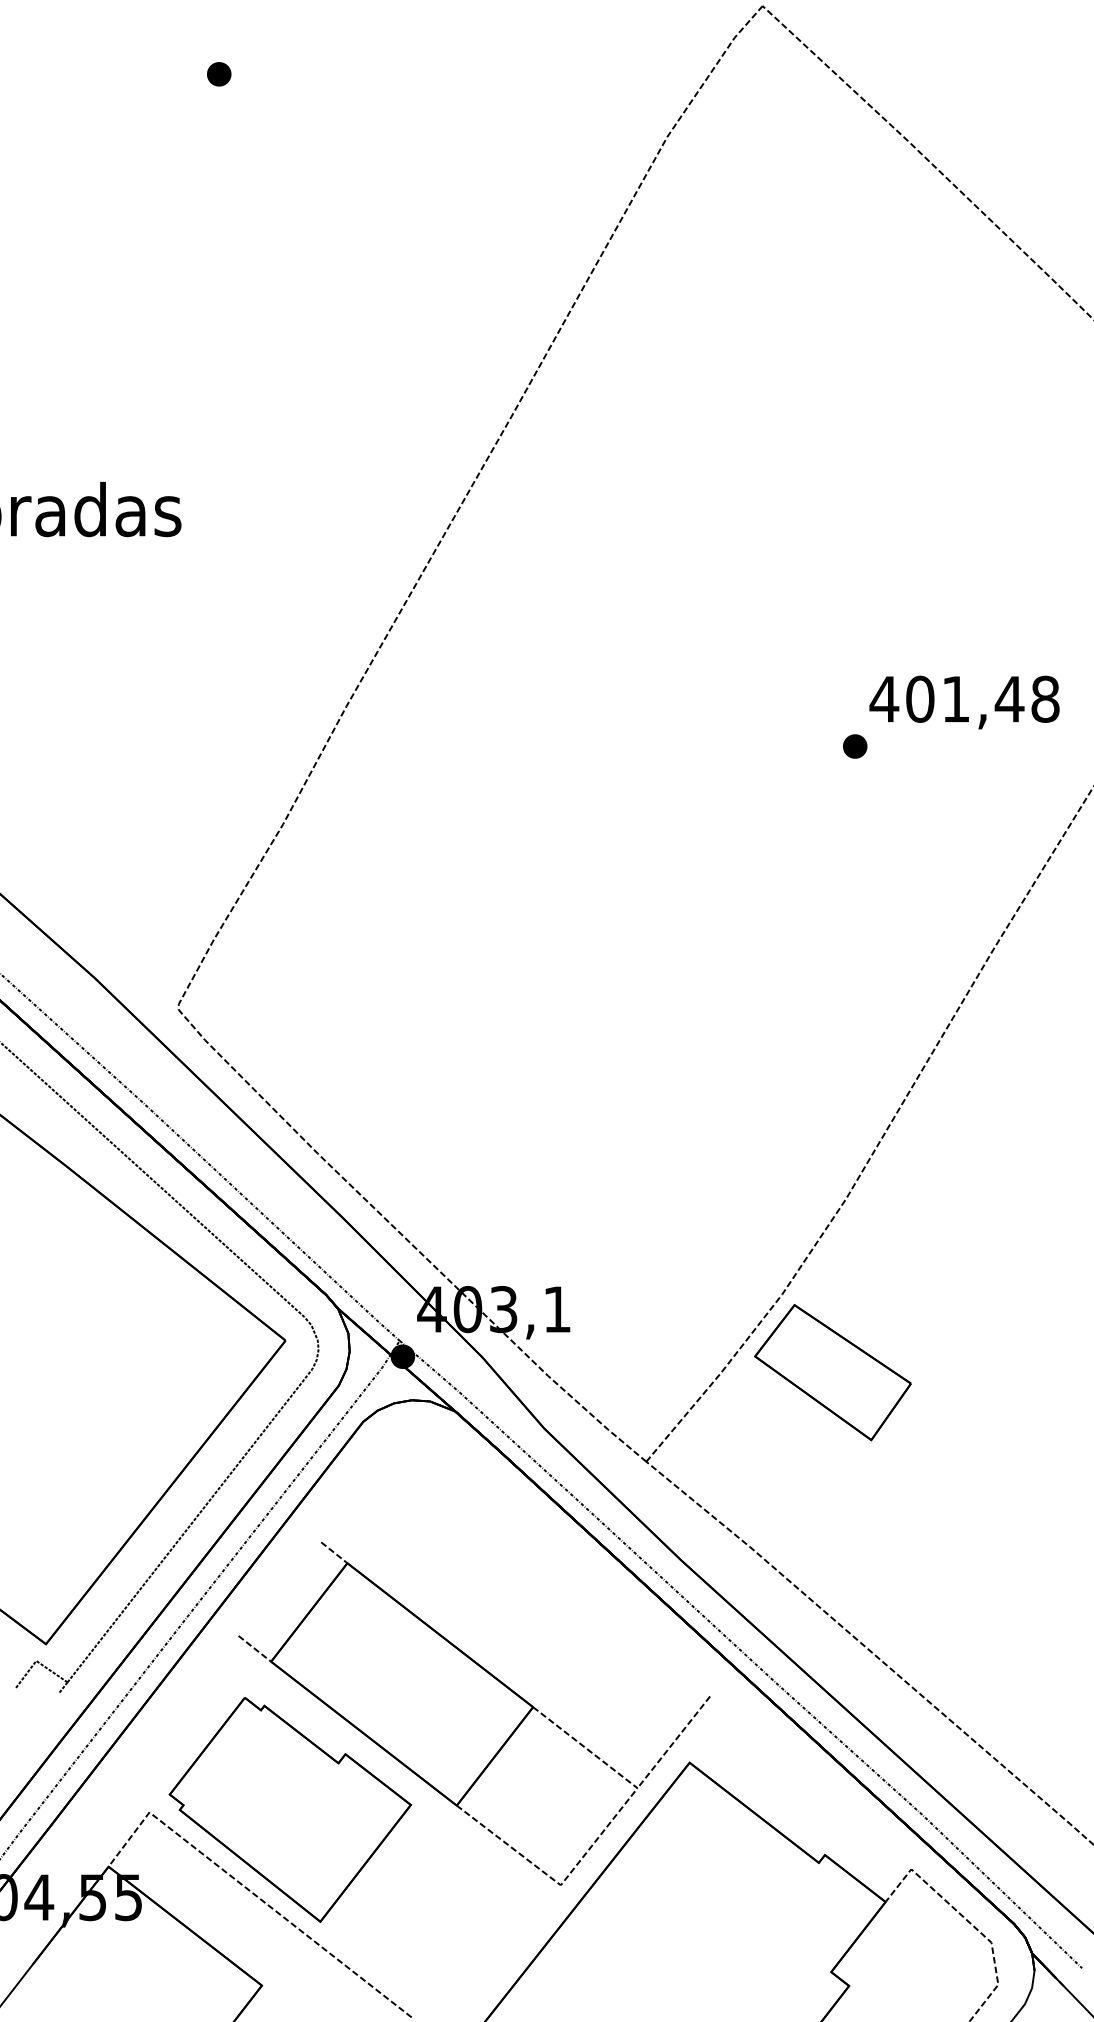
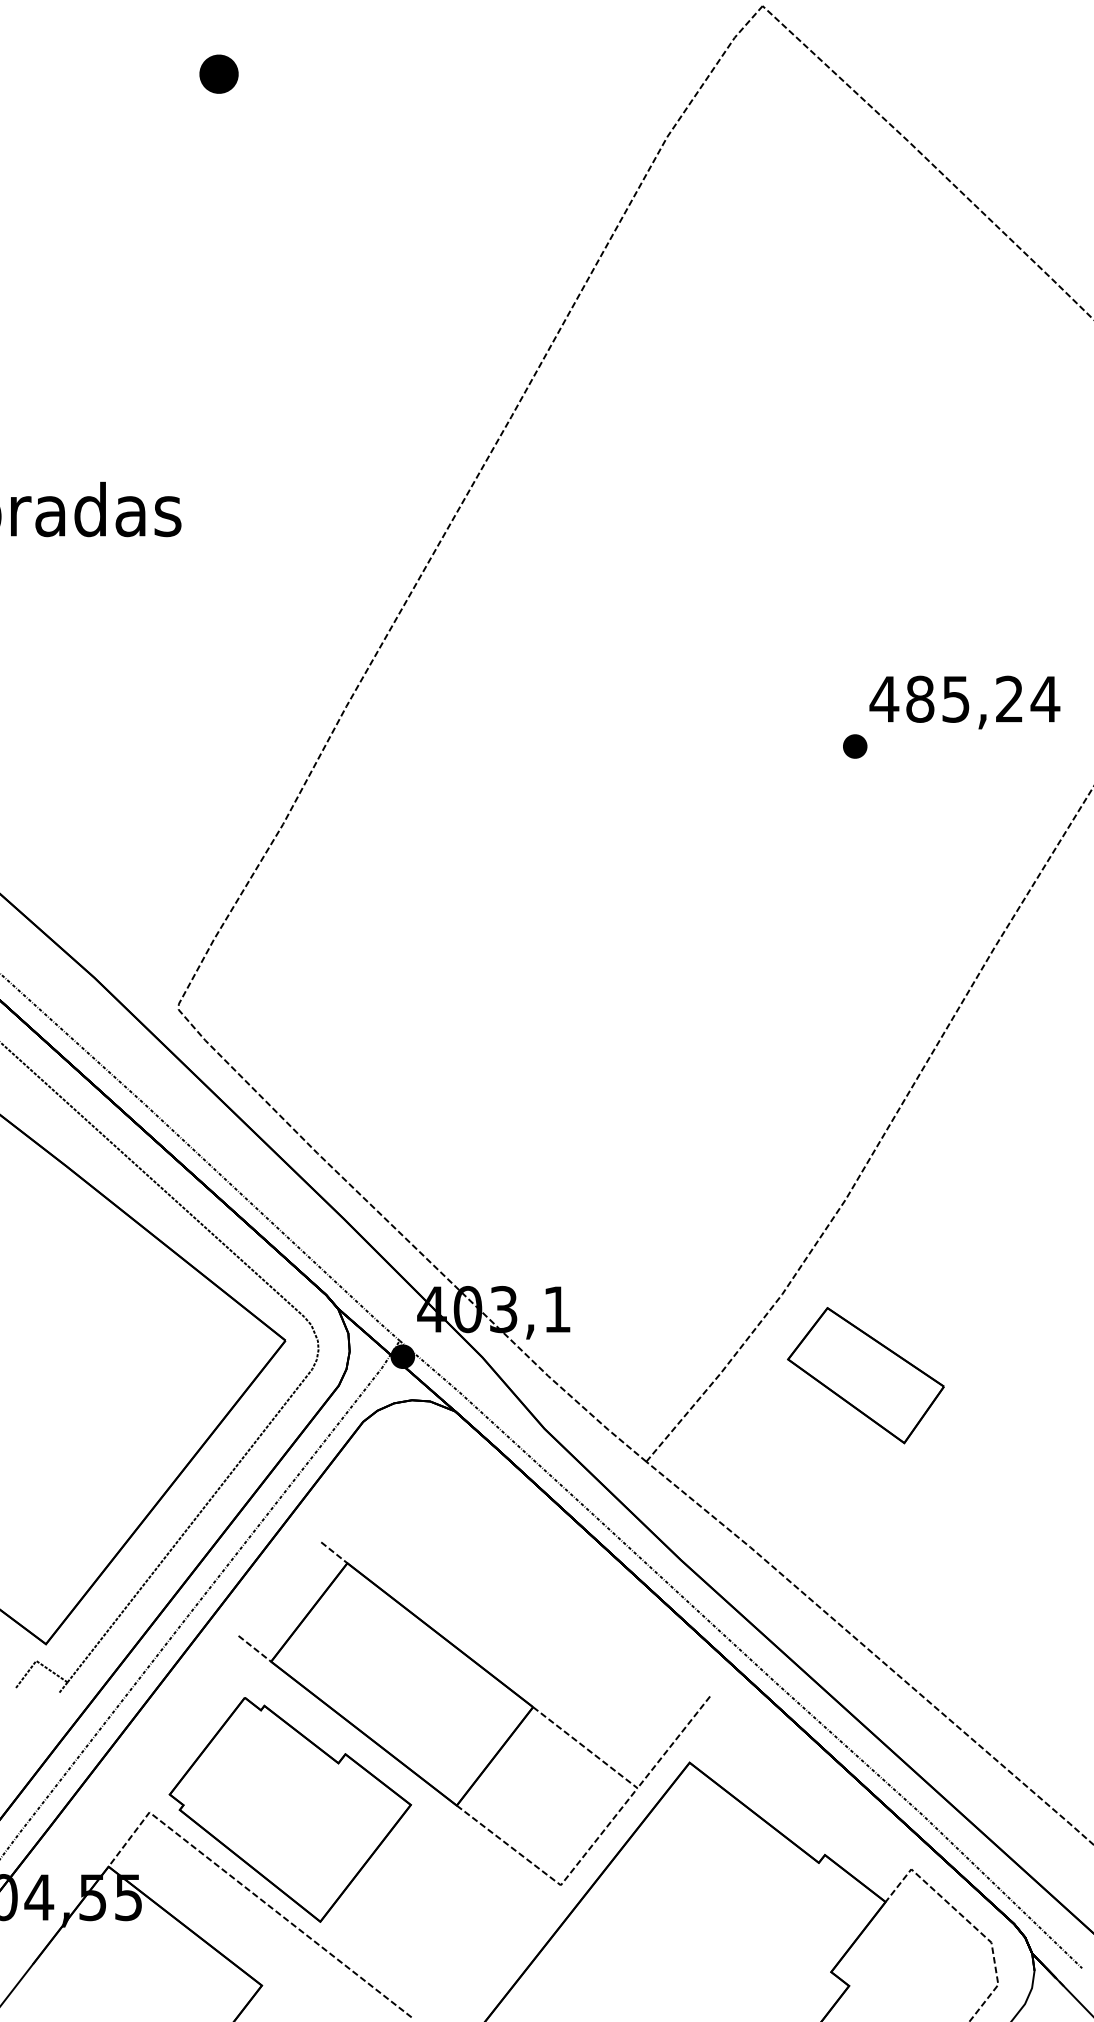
part size: 25x25 px -> 40x40 px (218, 73)
text: 401,48 -> 485,24 (983, 698)
part position: (832, 1372) -> (865, 1375) (865, 1375)
